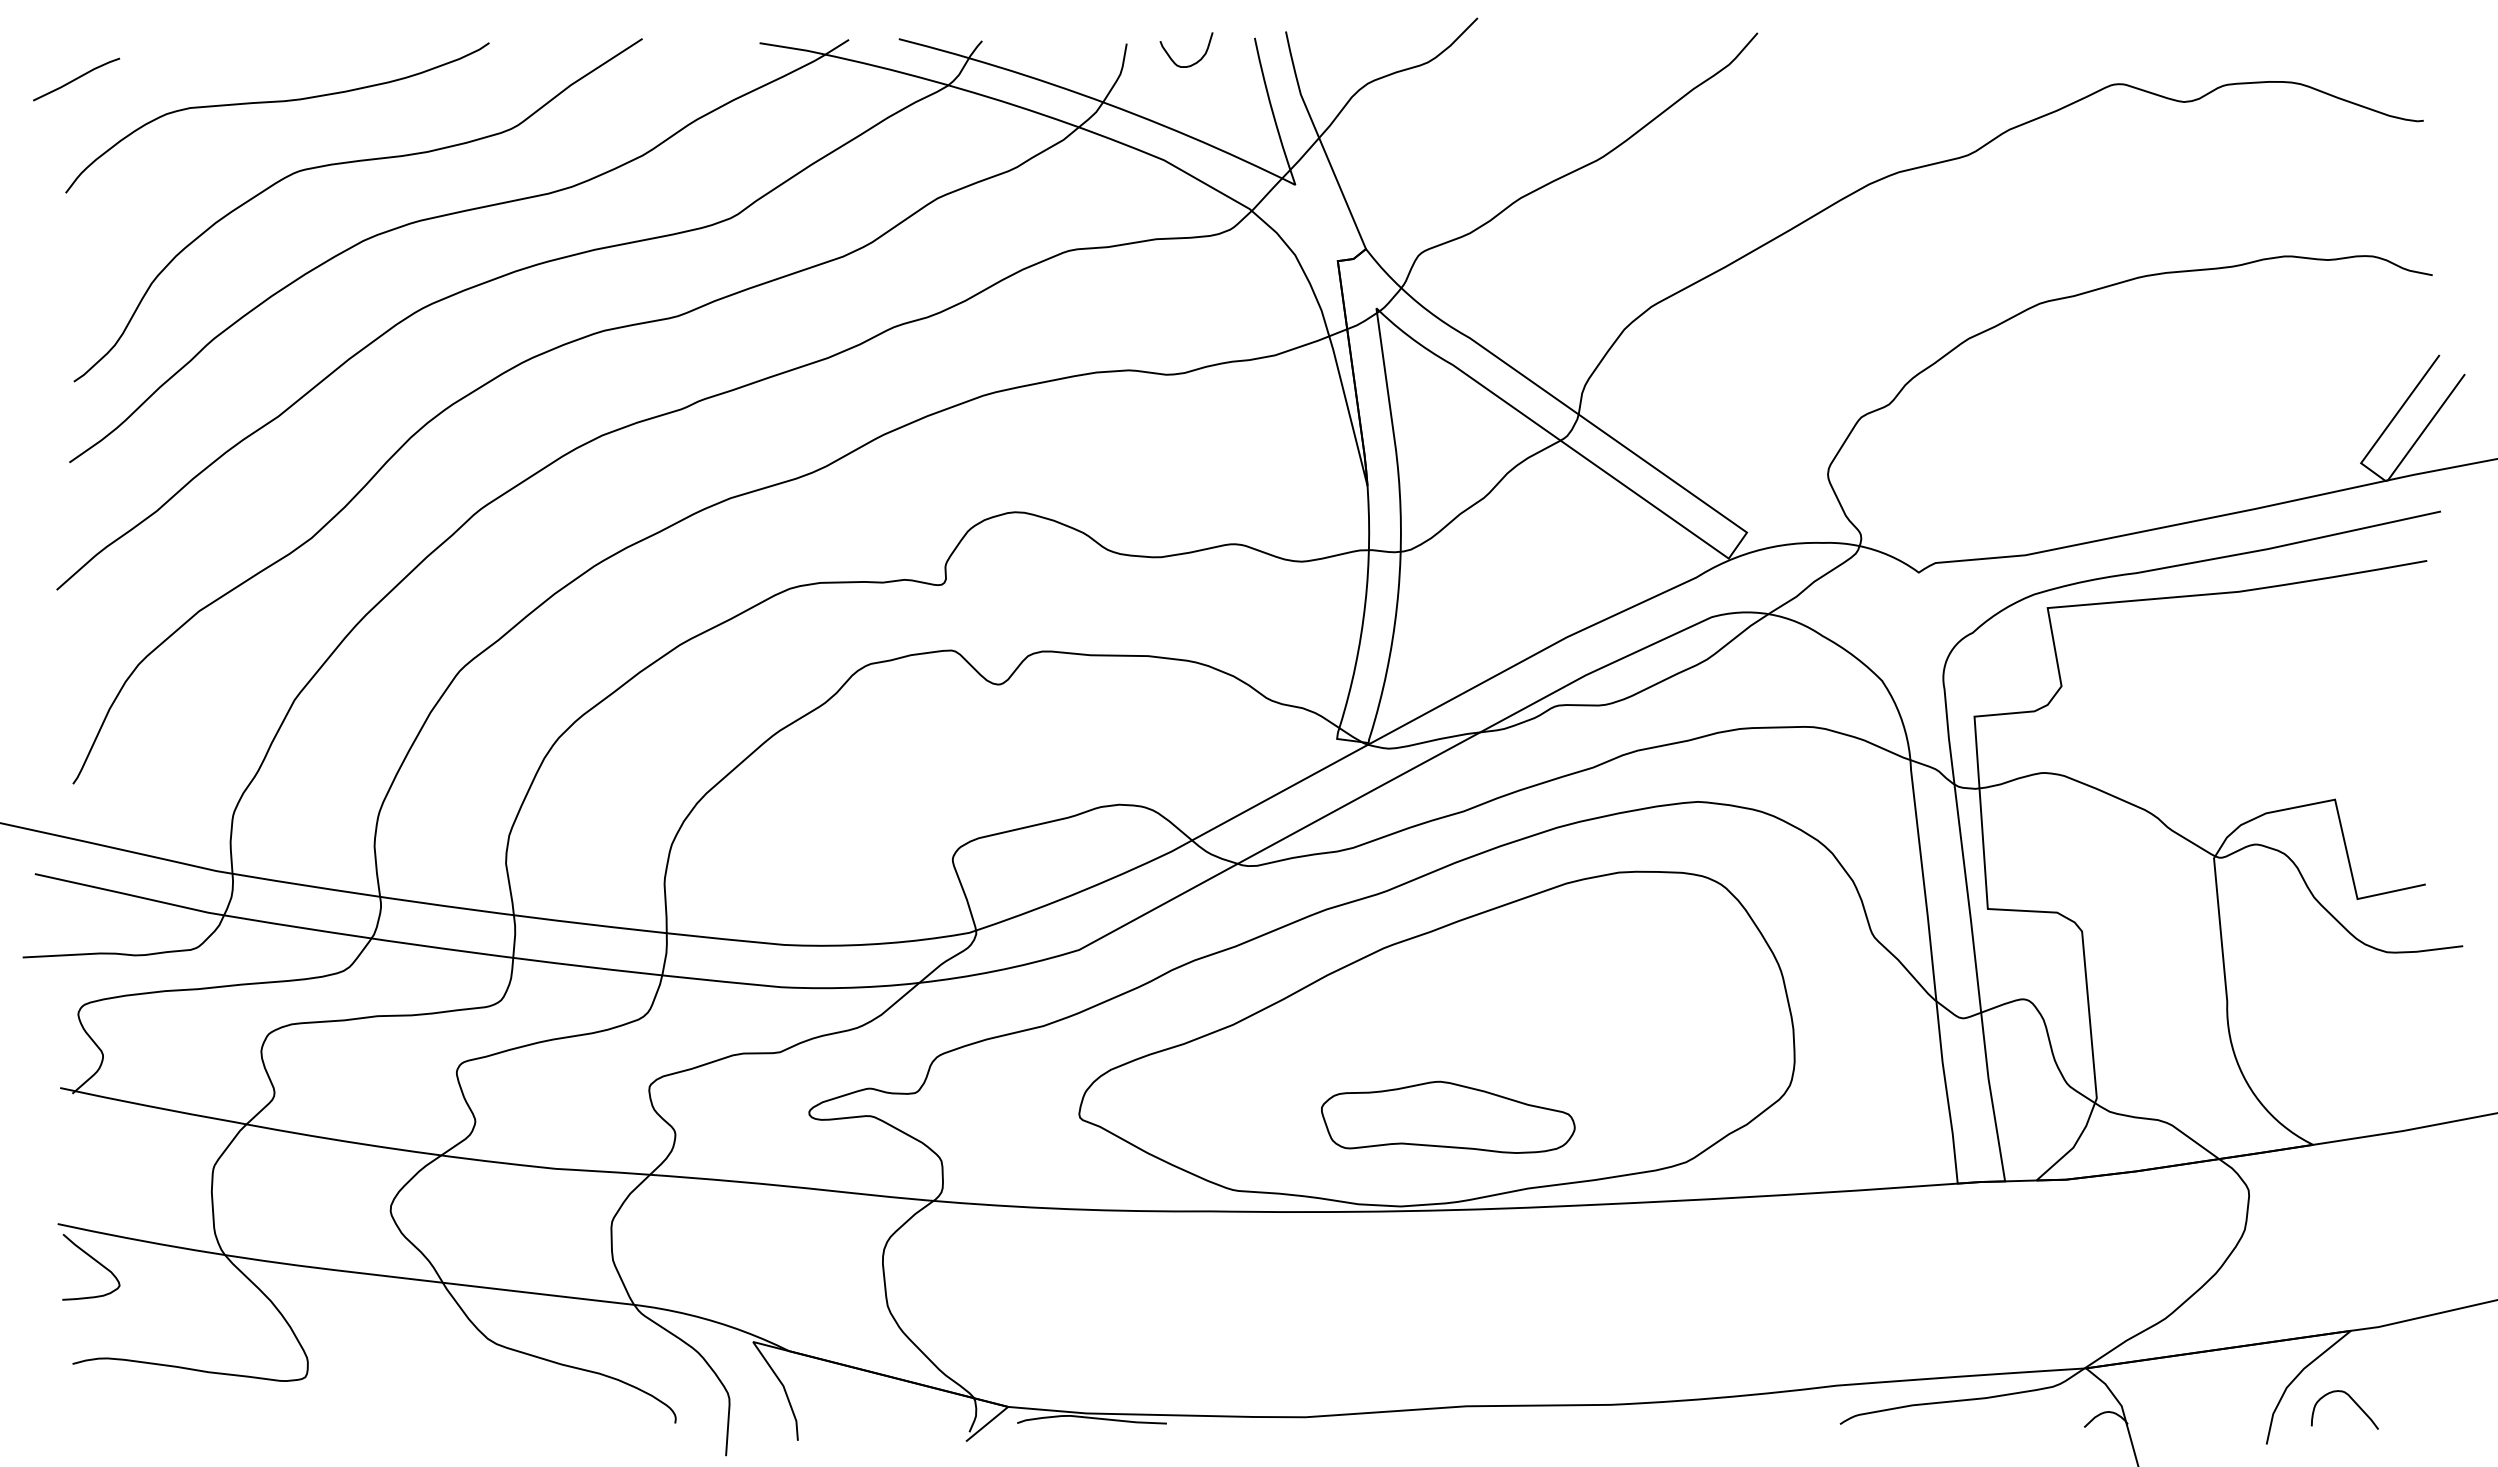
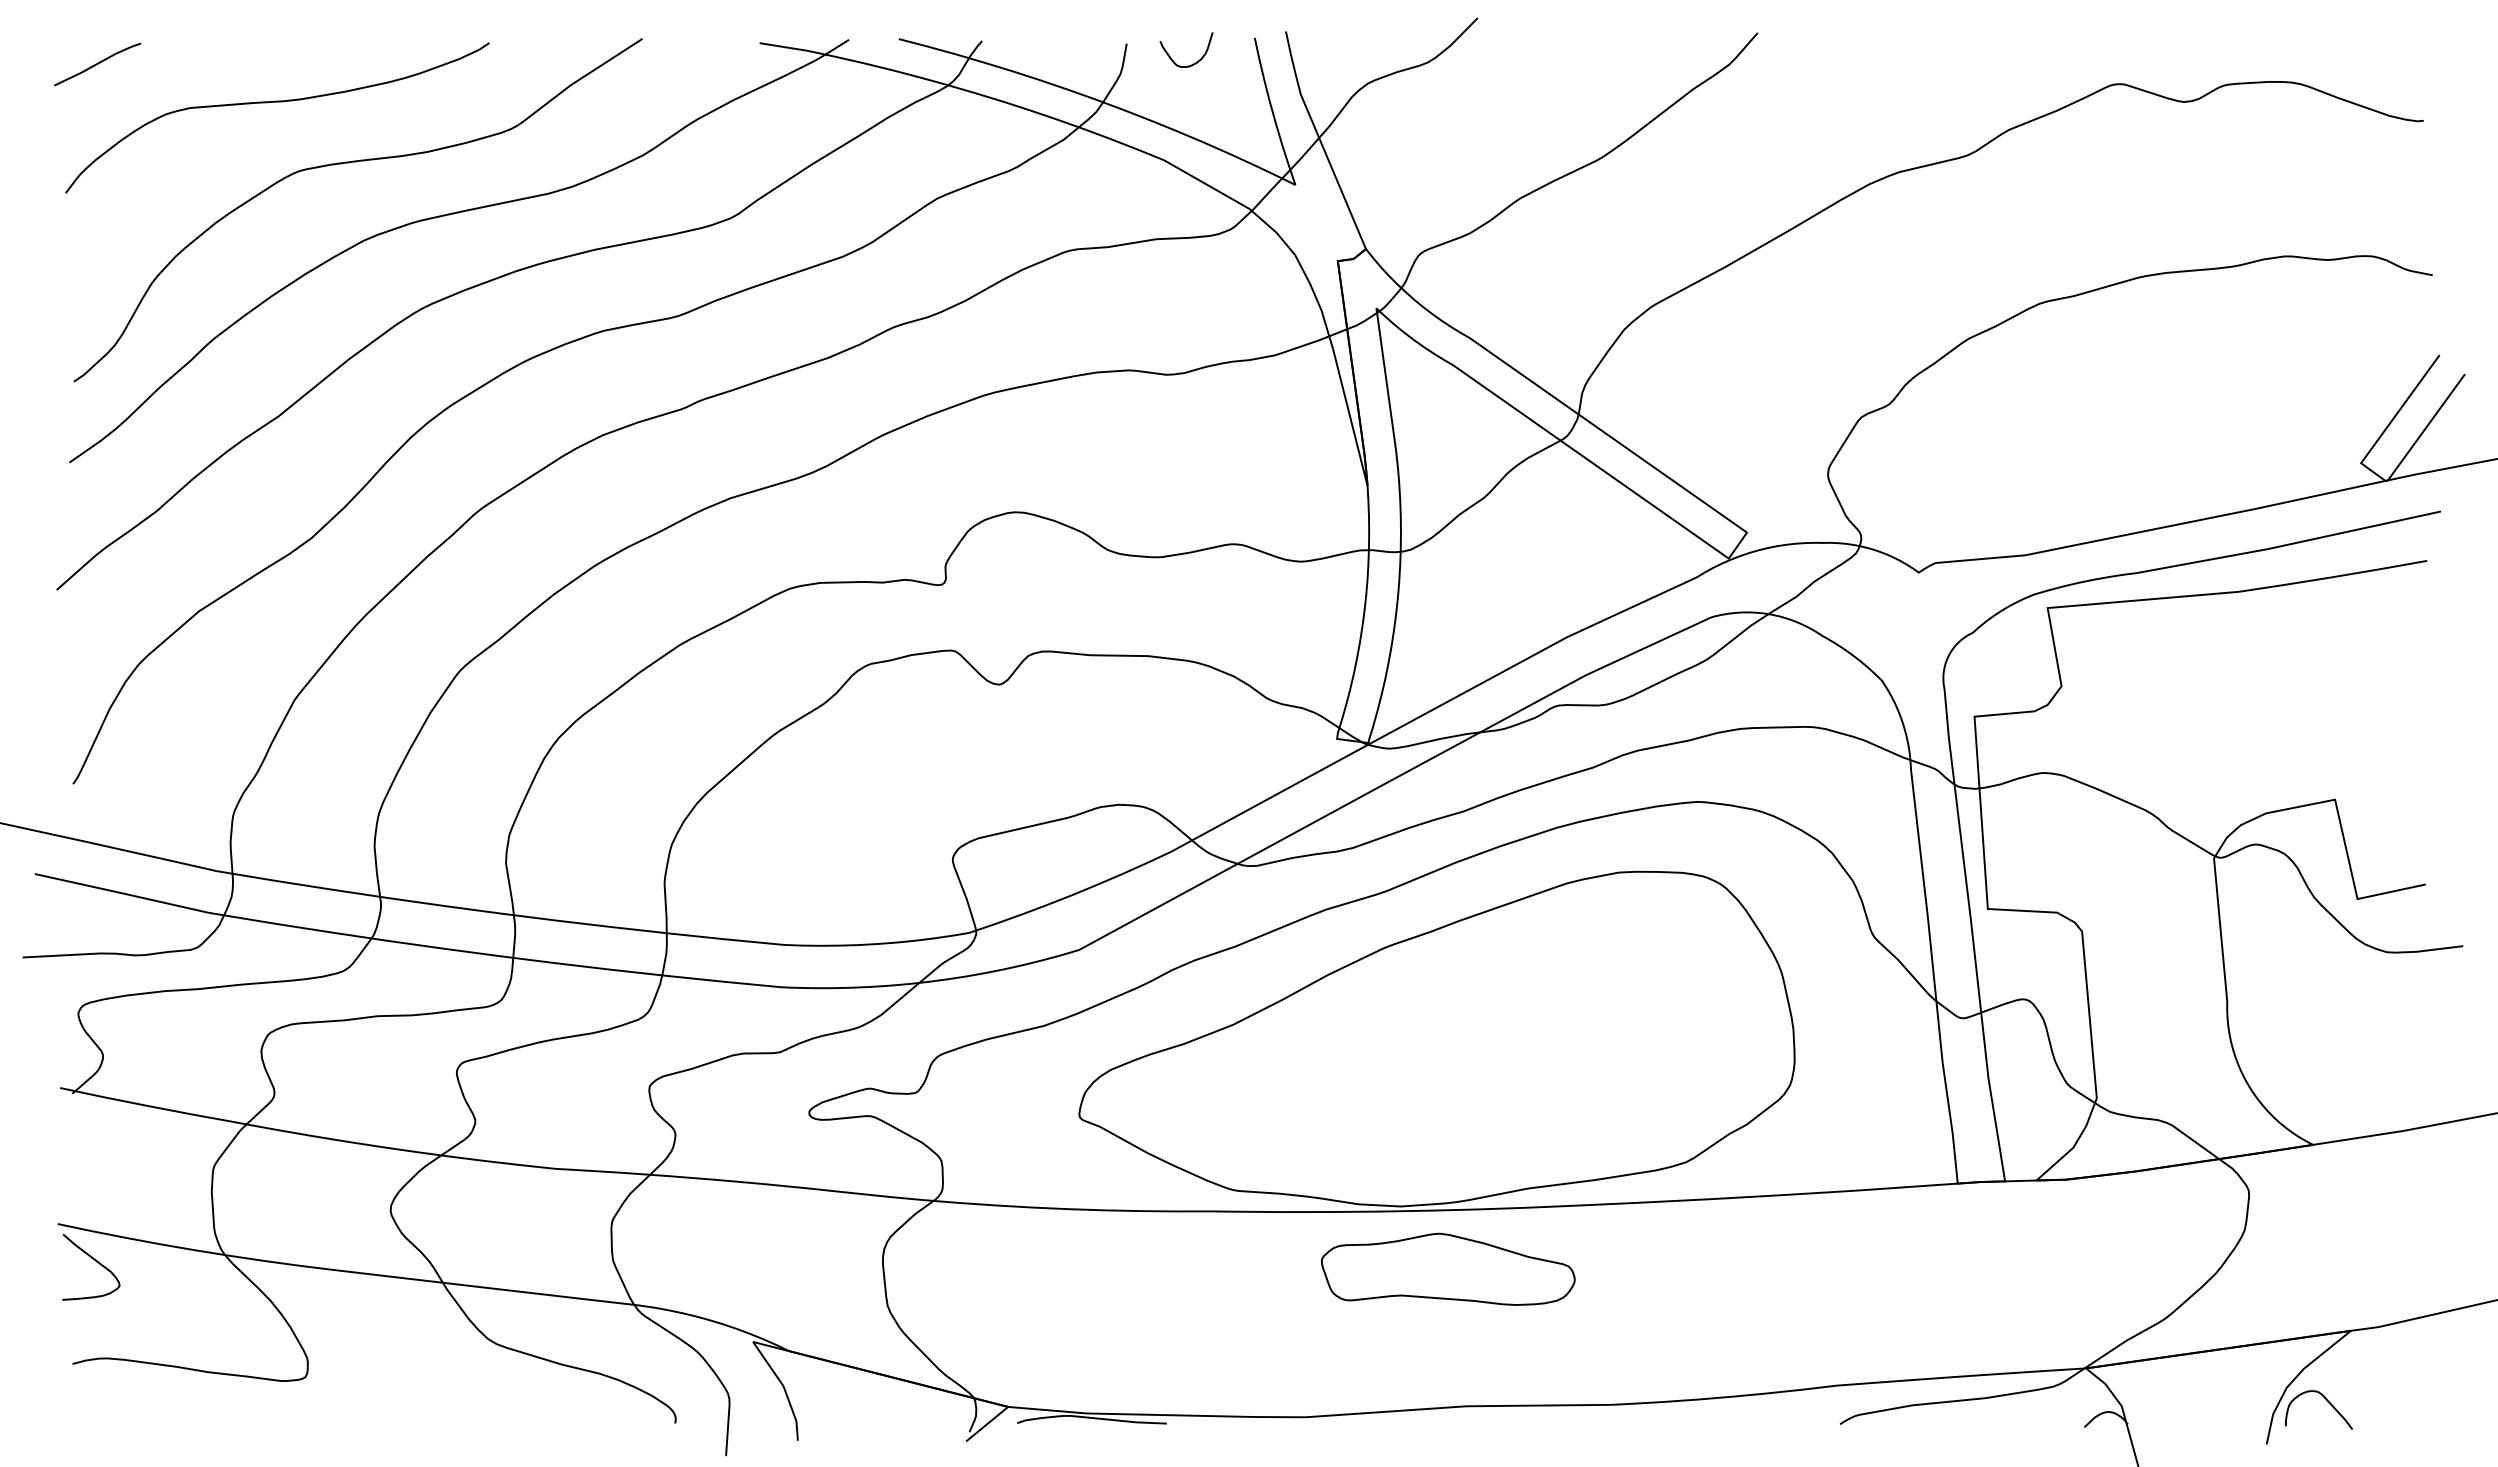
line position: (76, 79) -> (97, 64) (97, 64)
part position: (1448, 1116) -> (1448, 1268) (1448, 1268)
curve position: (2354, 1403) -> (2328, 1403) (2328, 1403)
